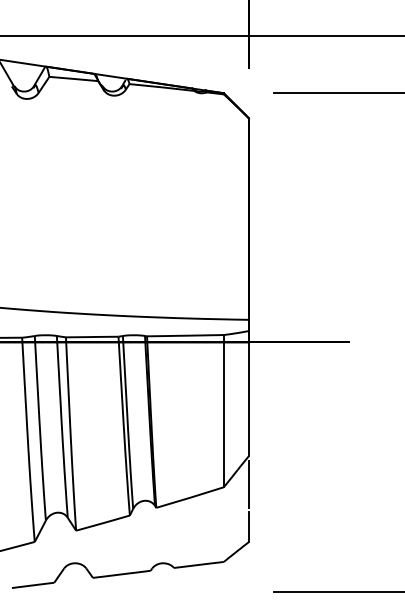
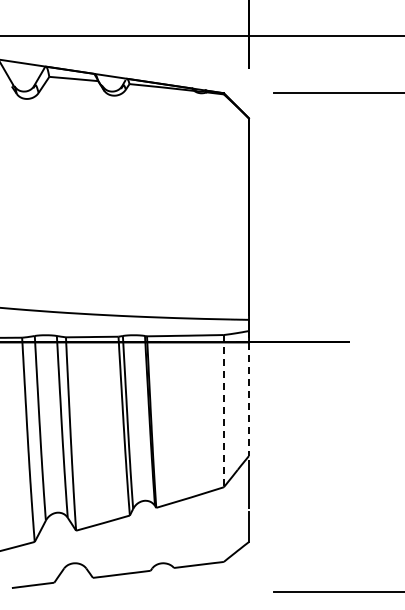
line: solid -> dashed (249, 393)
line: solid -> dashed (223, 411)
